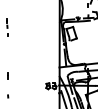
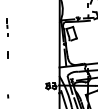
part position: (7, 75) -> (7, 54) (7, 54)
